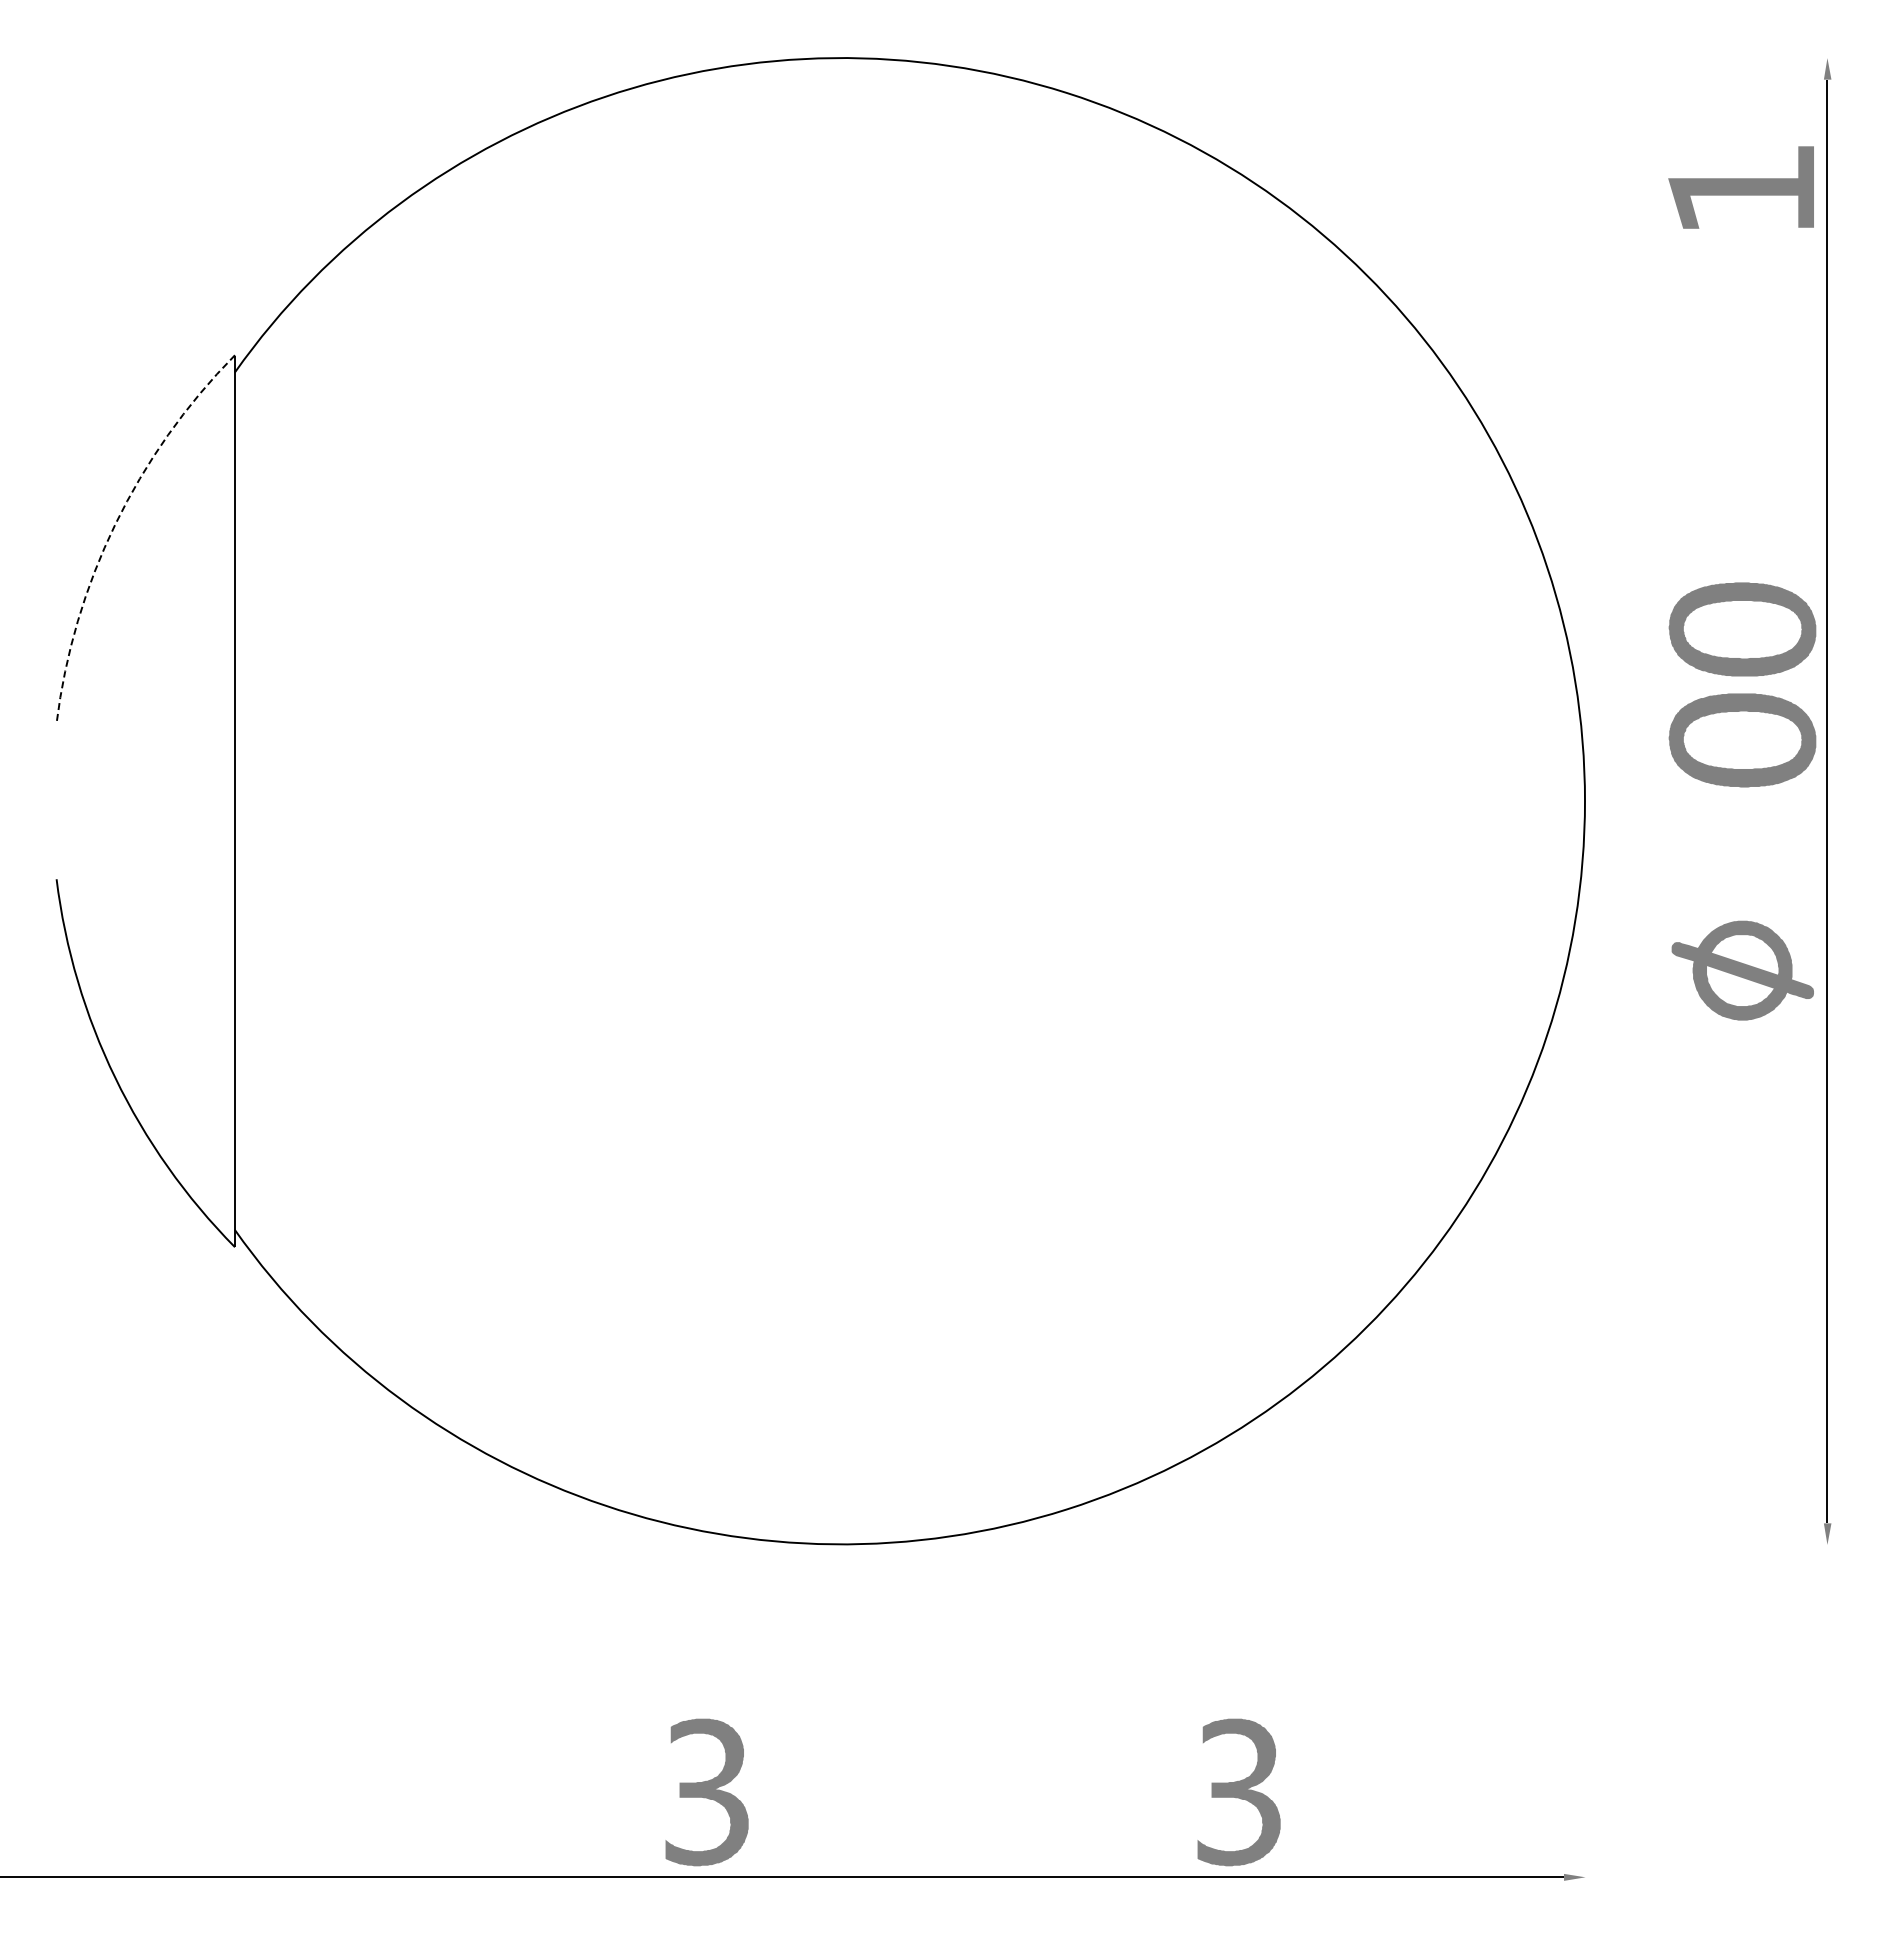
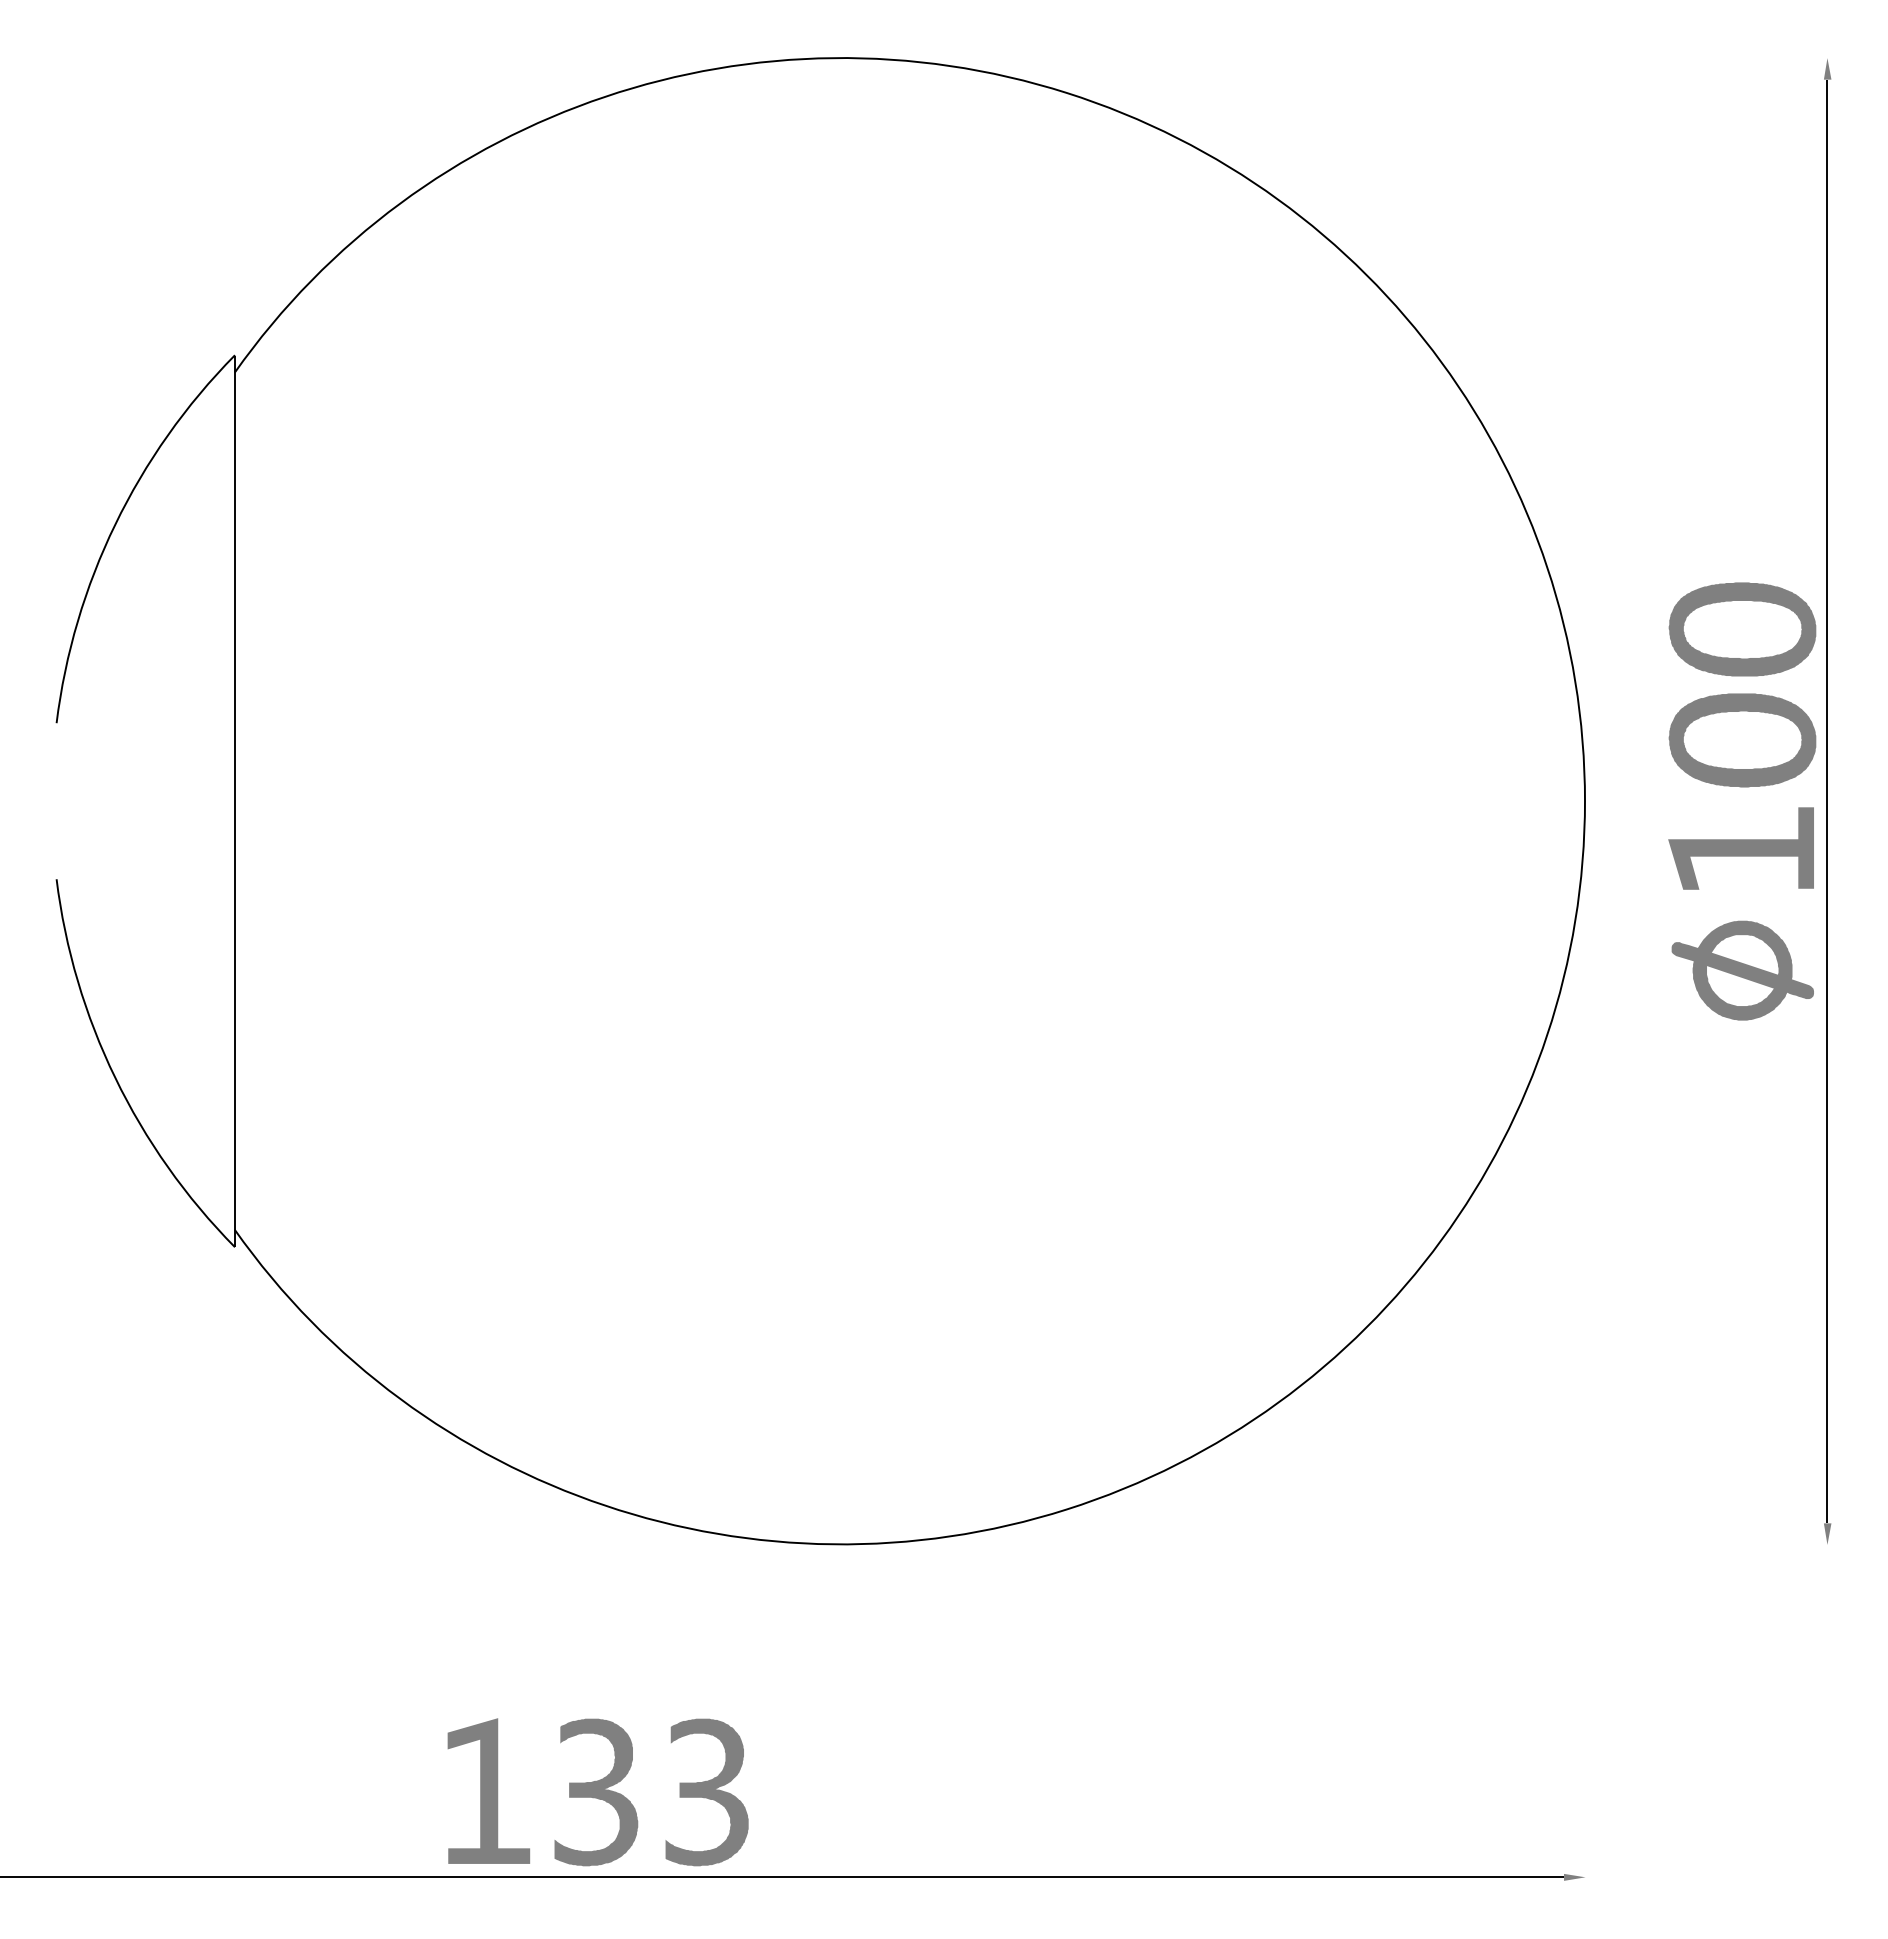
part position: (1740, 187) -> (1740, 848) (1740, 848)
arc: dashed -> solid (115, 524)
part: none -> present (488, 1790)
fill: none -> present (596, 1792)
part: present -> none (1238, 1792)
